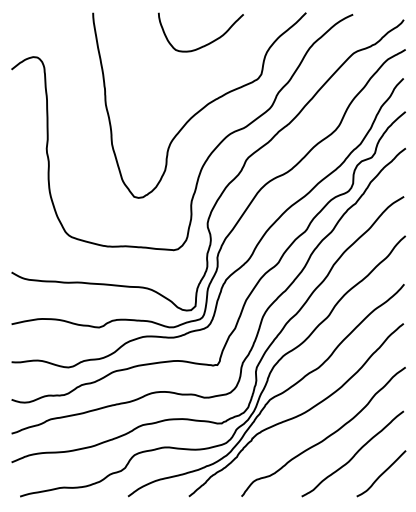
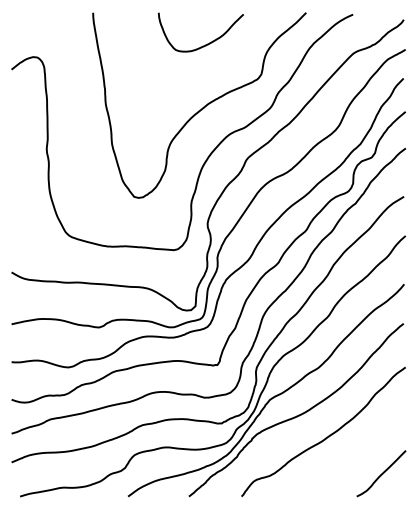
curve: present -> none (354, 453)
